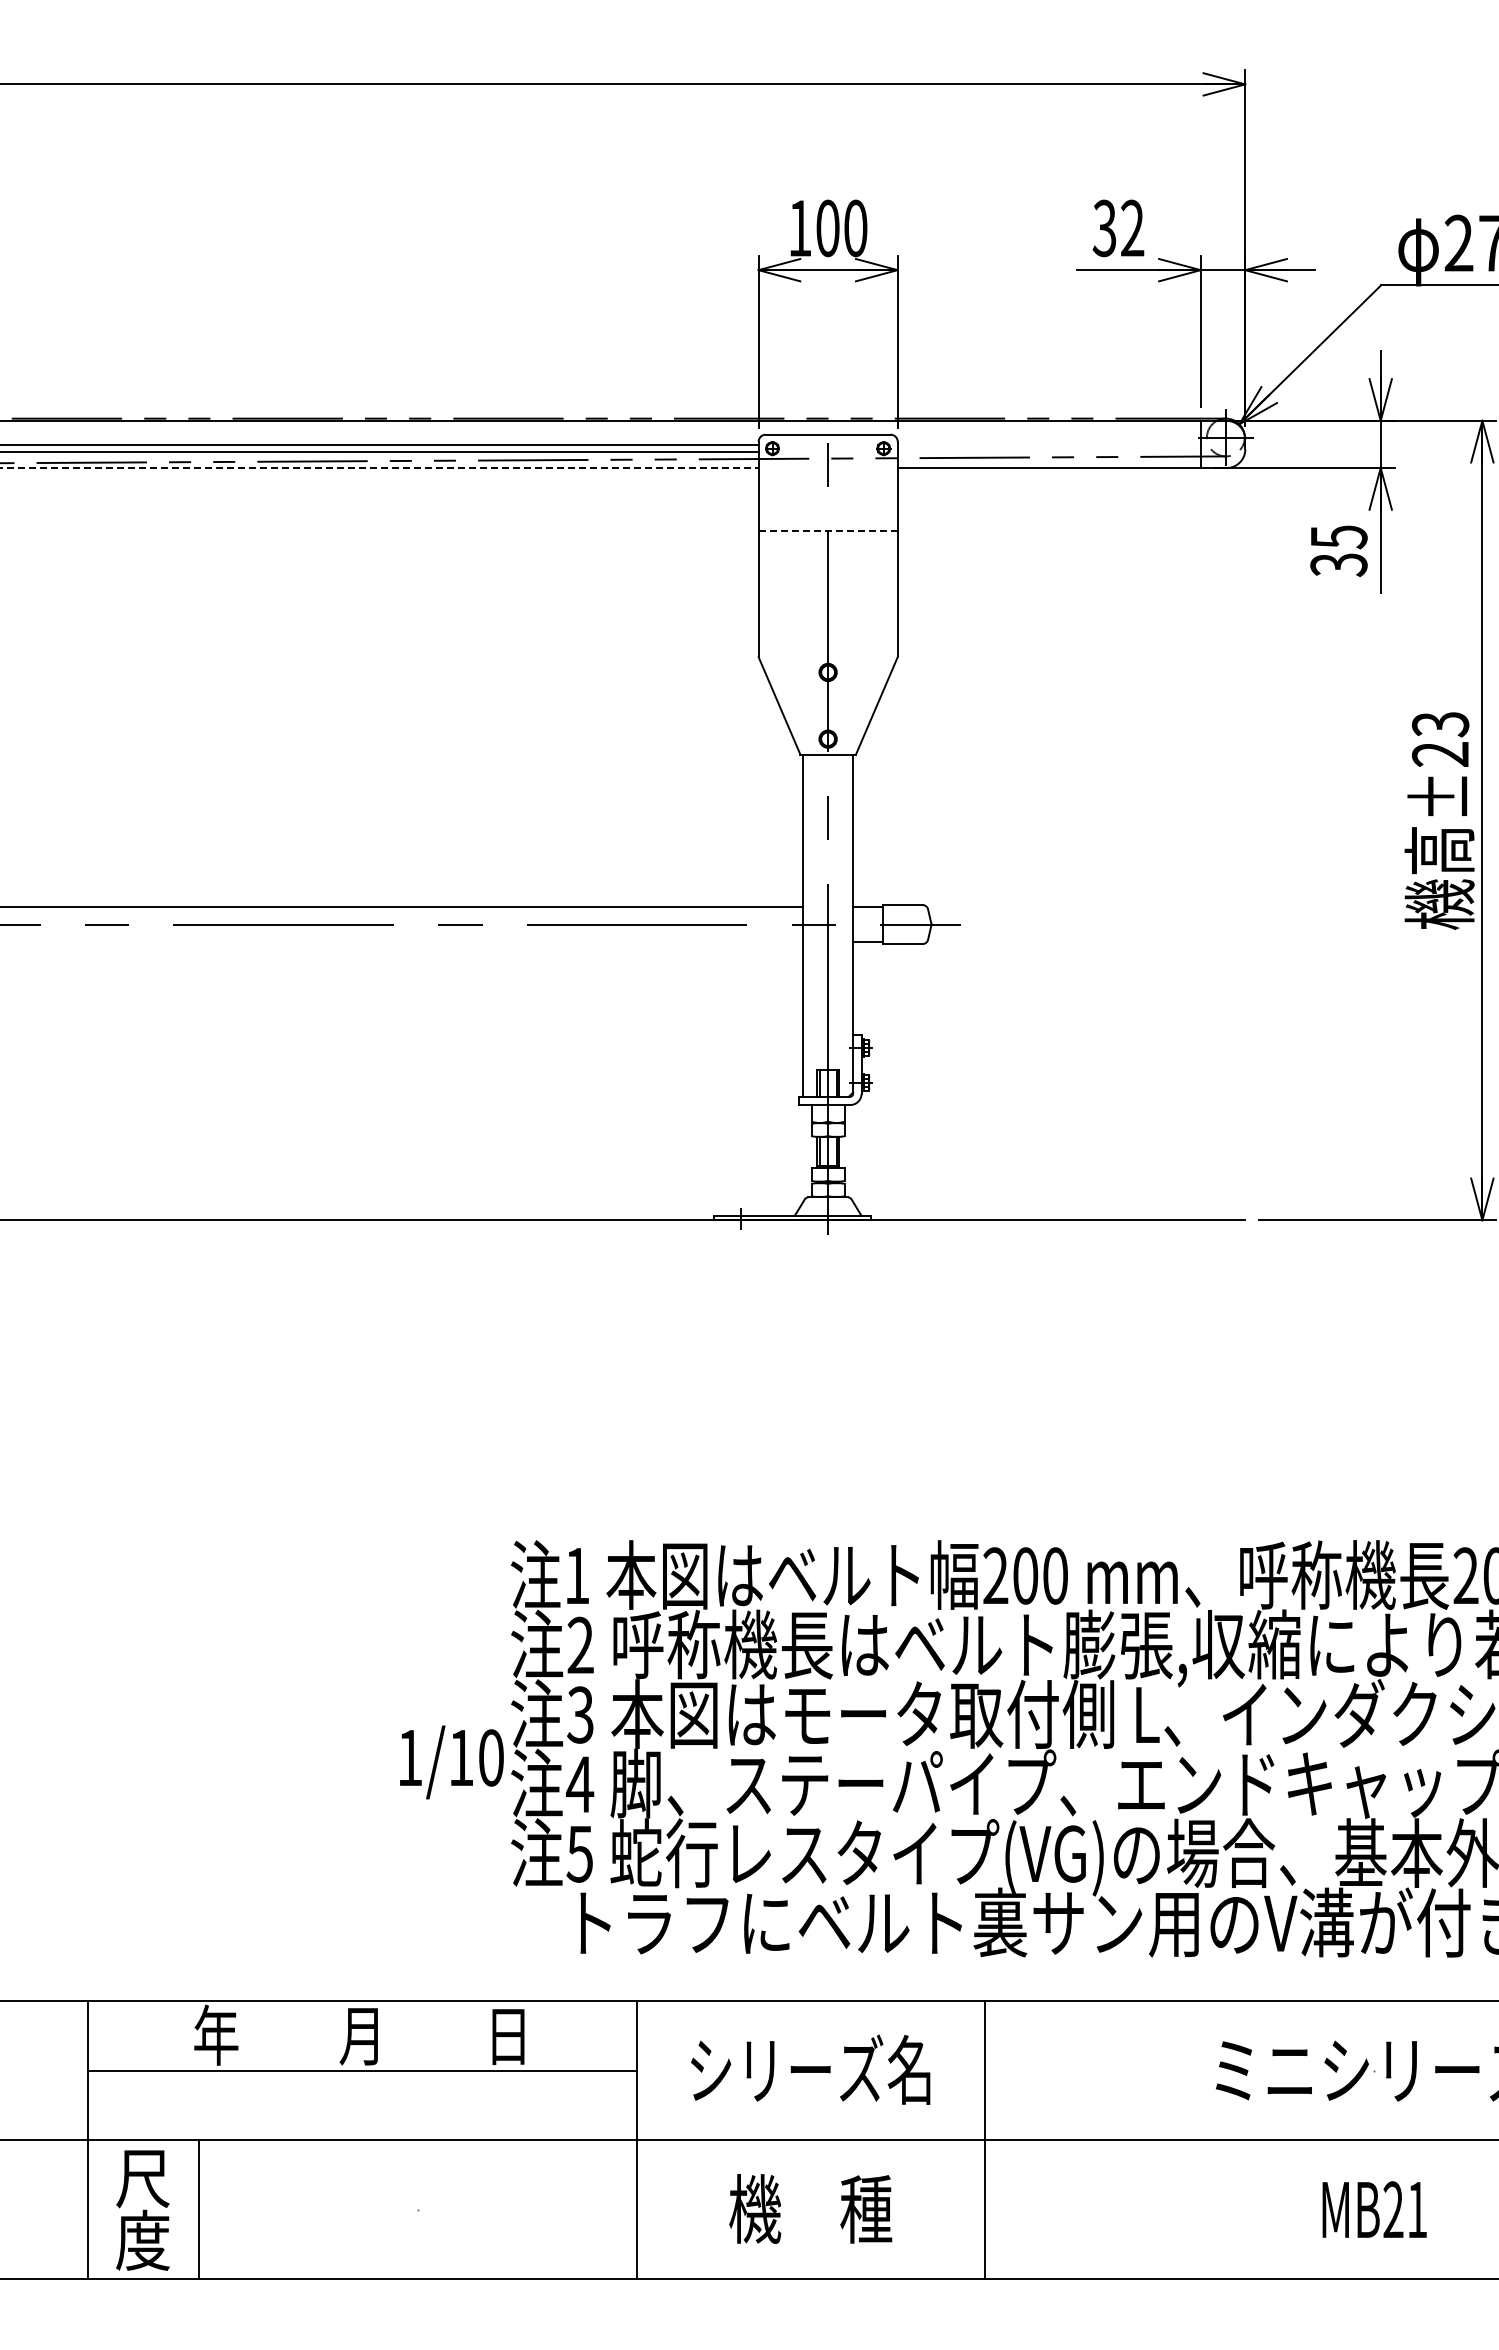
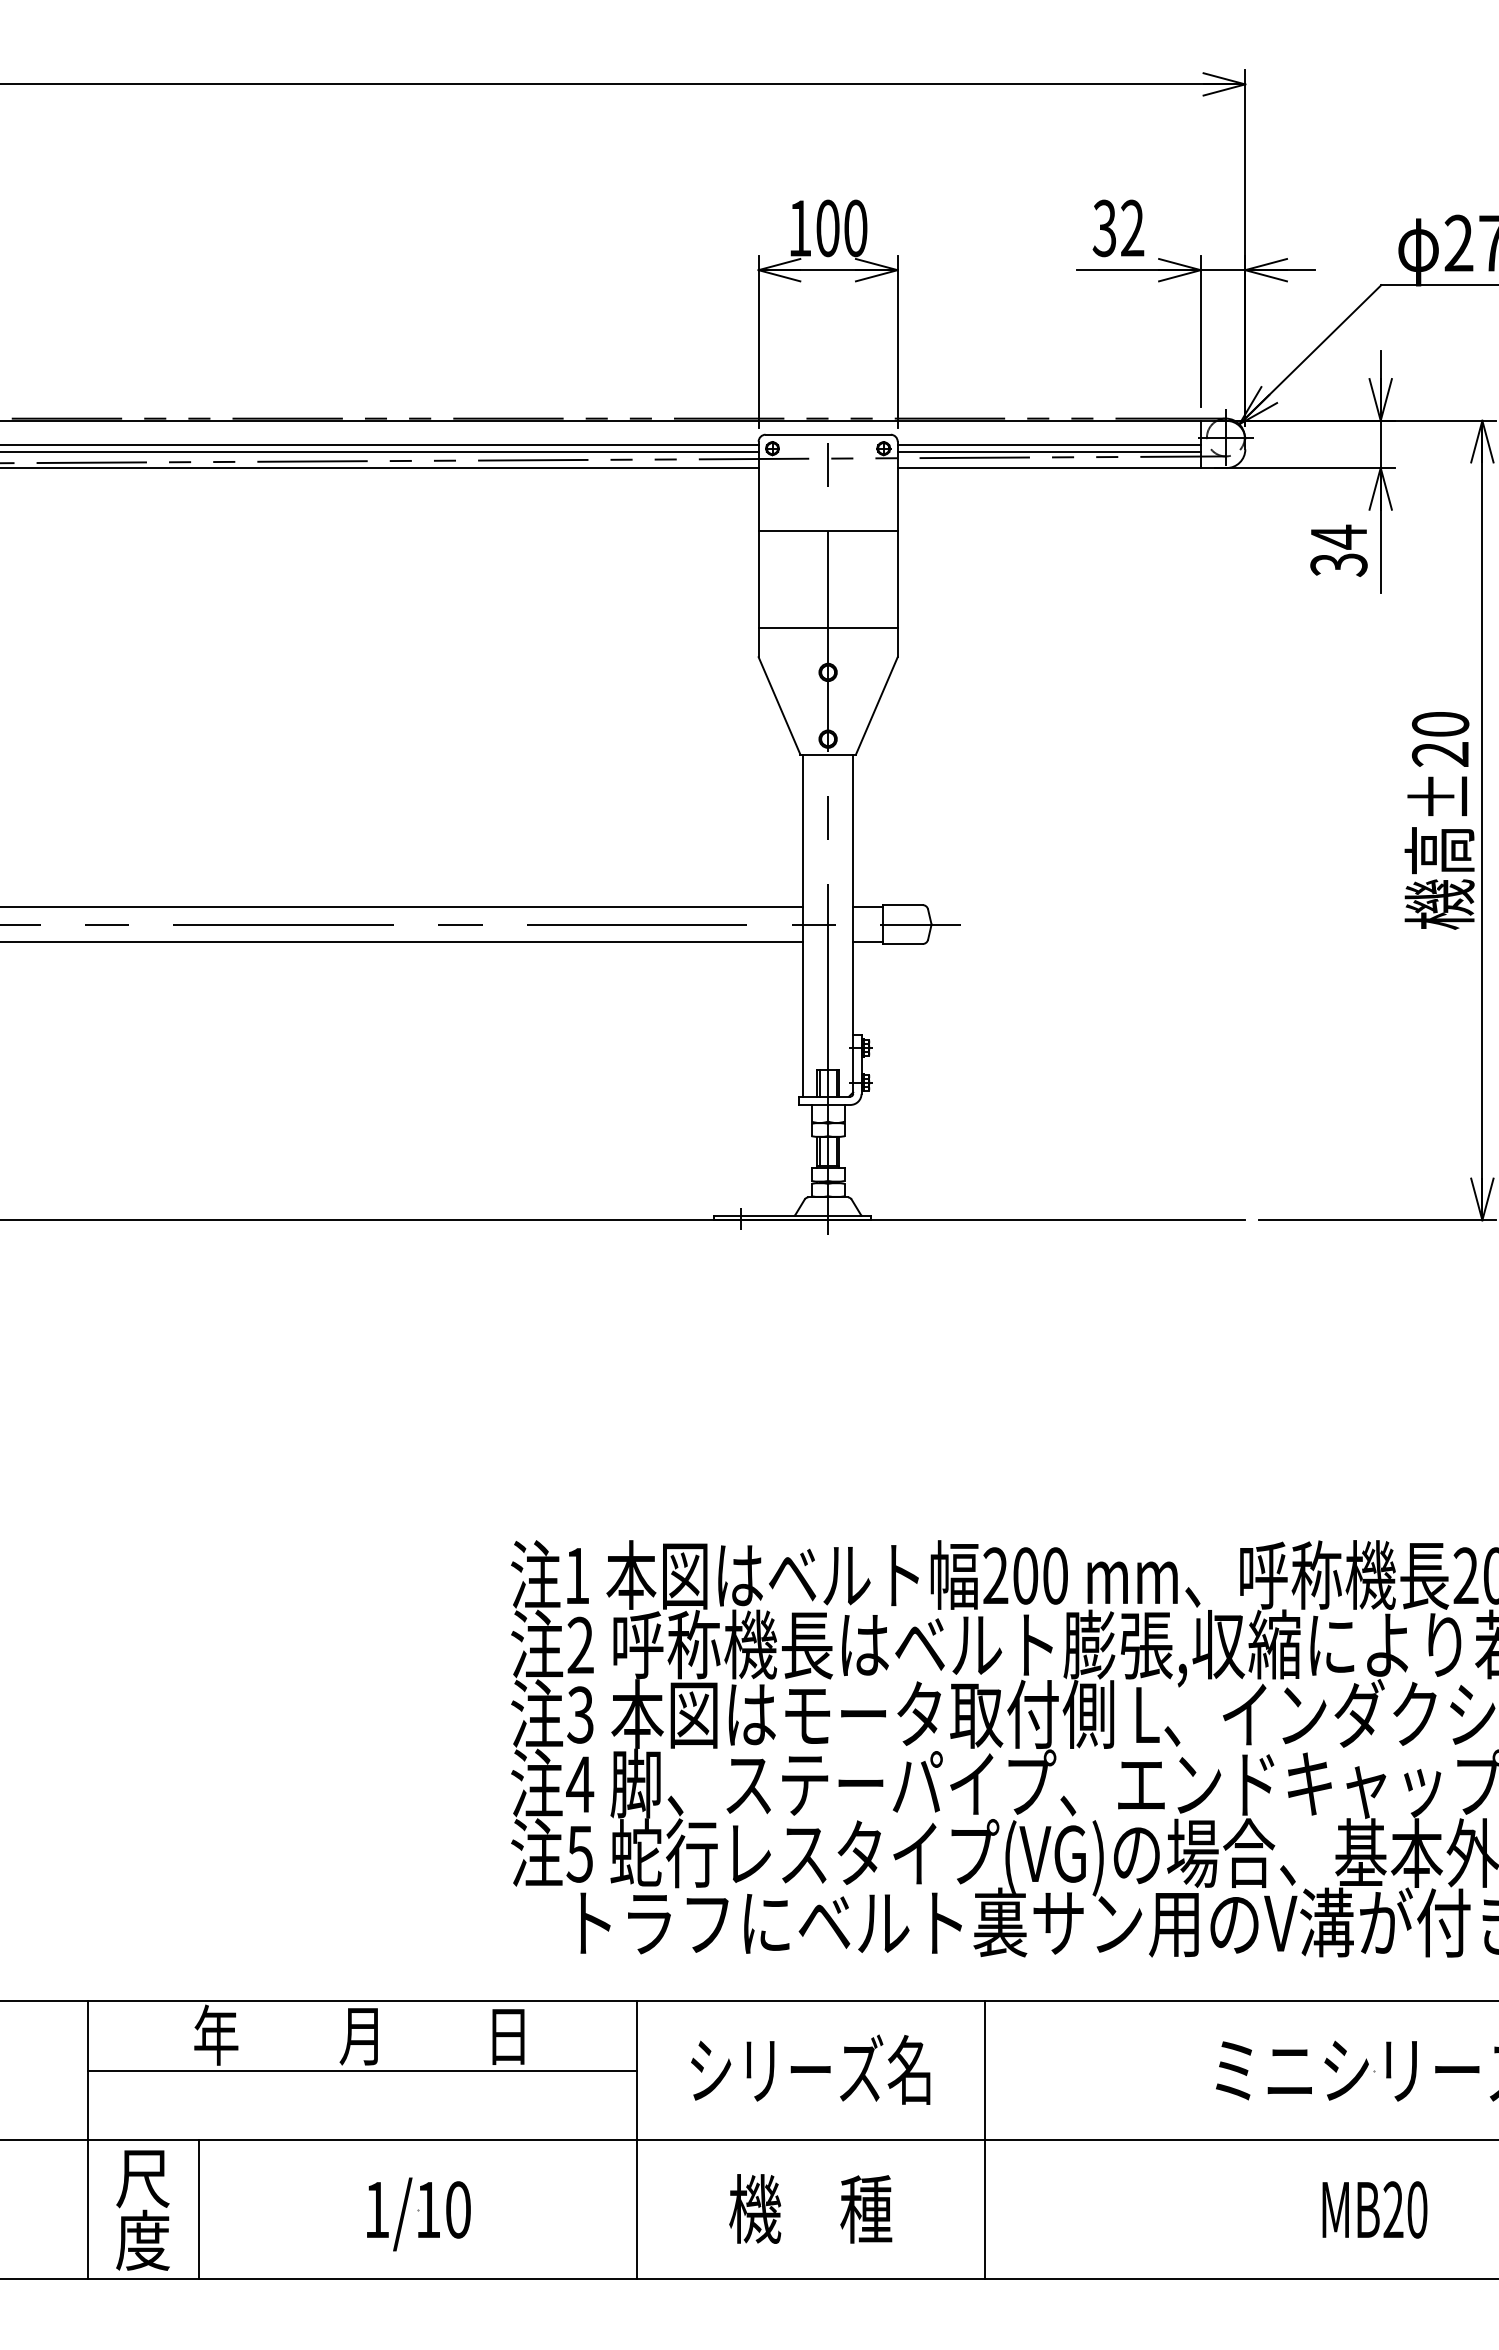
line: none -> present (1048, 444)
line: none -> present (1048, 452)
line: dashed -> solid (379, 468)
line: dashed -> solid (828, 530)
text: 35 -> 34 (1339, 536)
line: none -> present (827, 628)
text: ±23 -> ±20 (1440, 724)
line: none -> present (402, 942)
text position: (451, 1762) -> (418, 2214) (418, 2214)
text: MB21 -> MB20 (1417, 2209)
